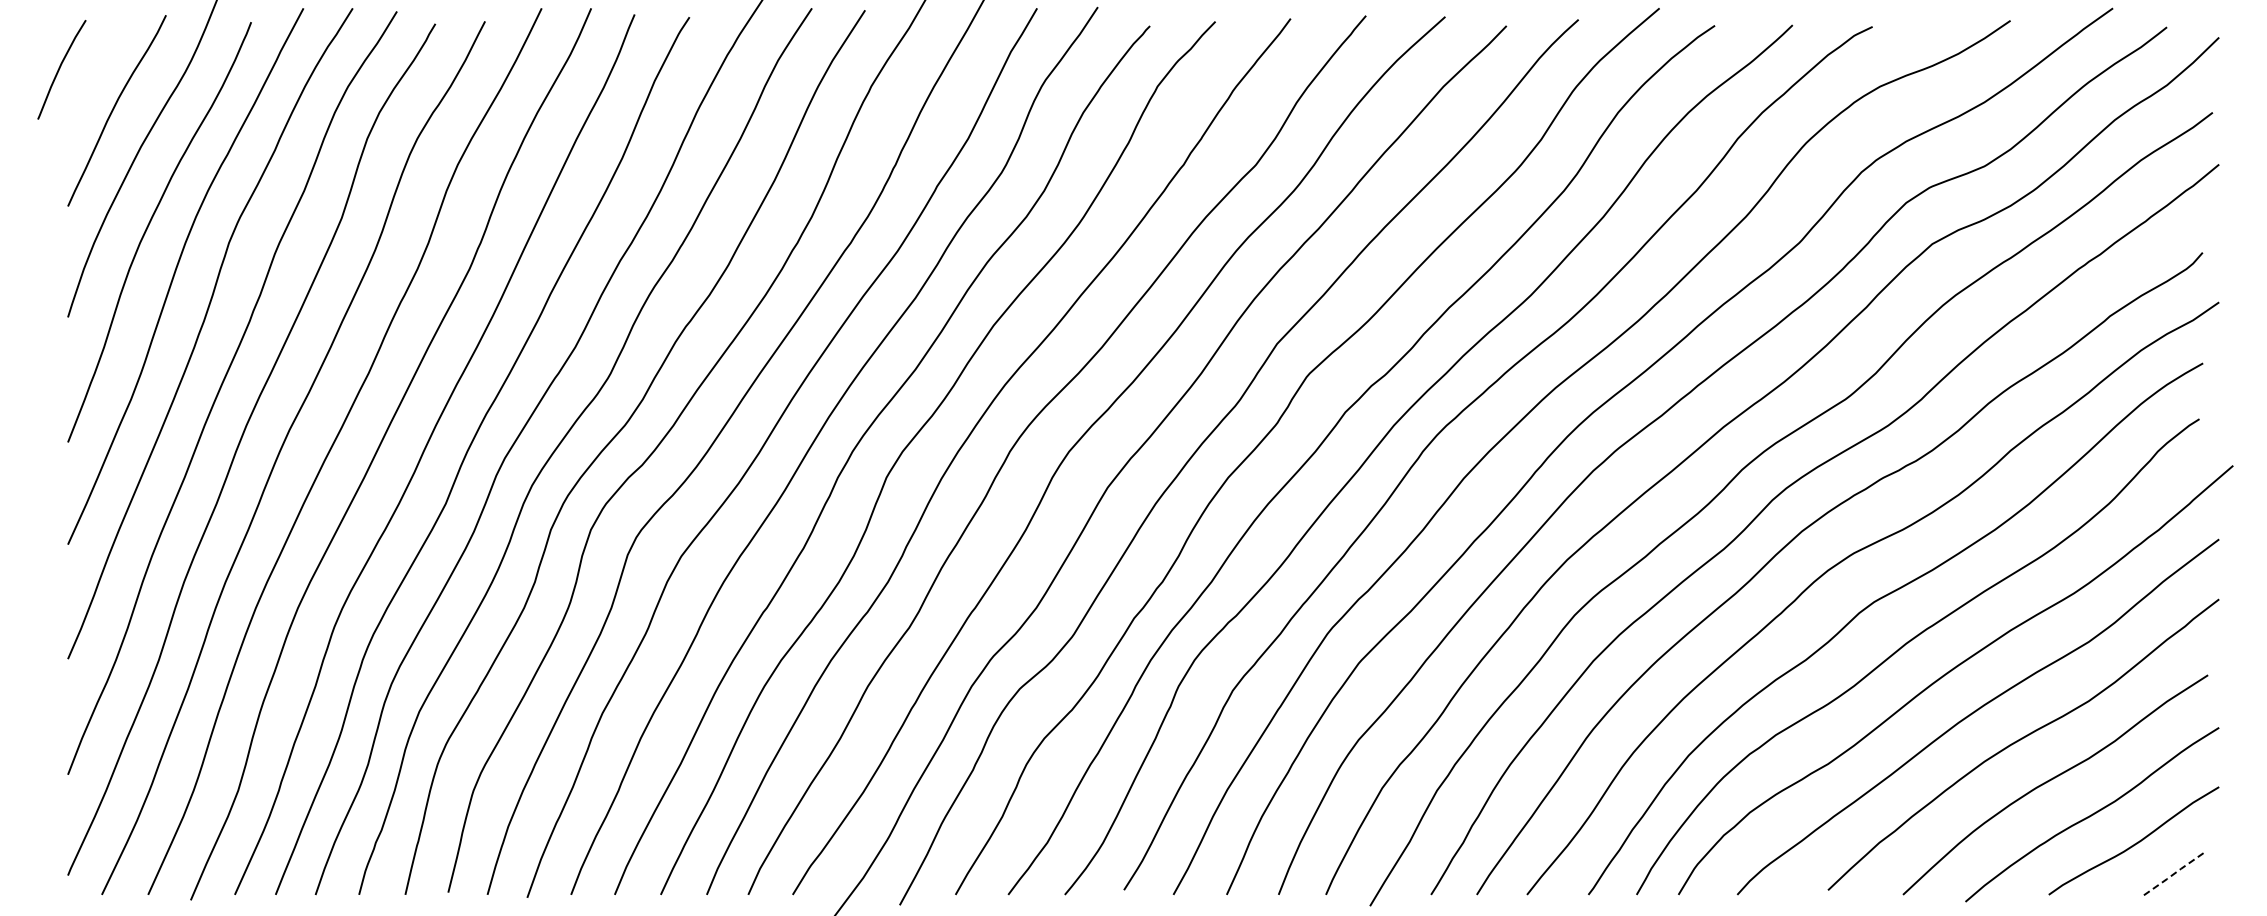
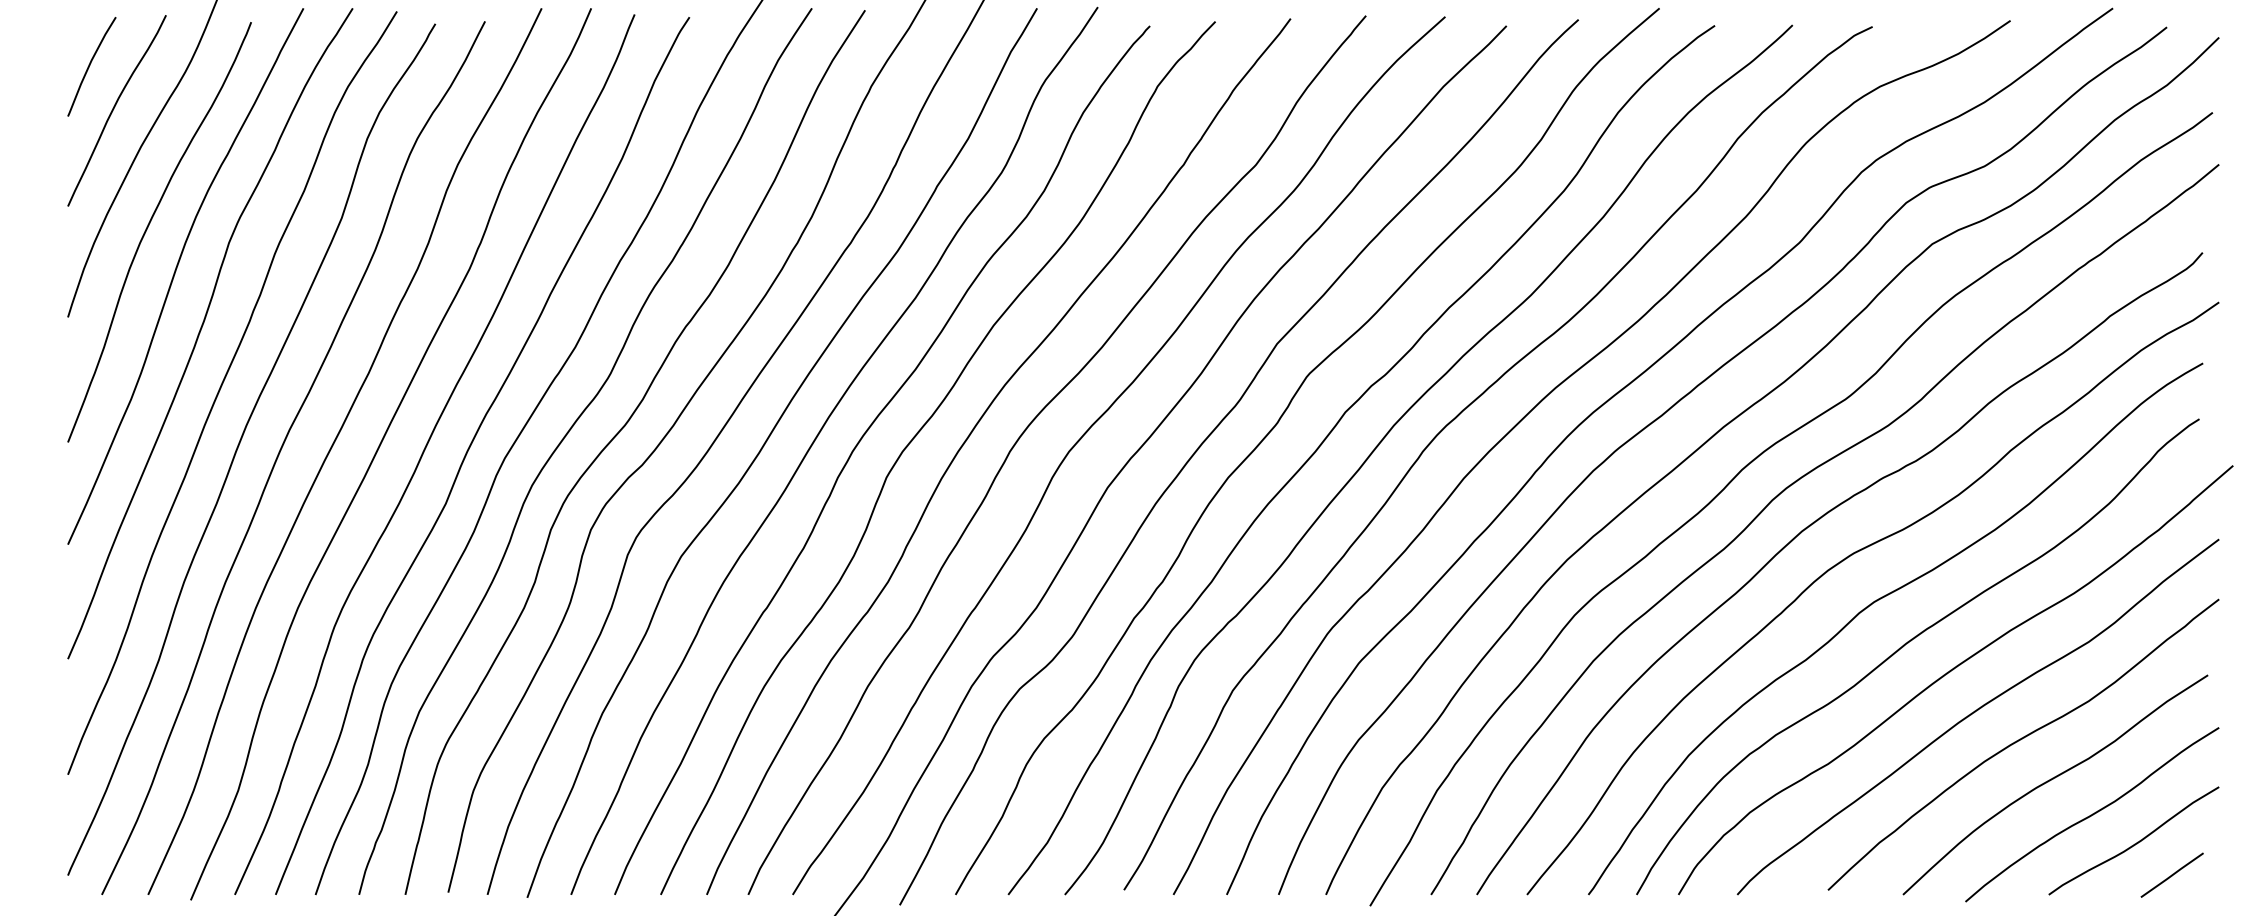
curve position: (60, 68) -> (90, 65) (90, 65)
line: dashed -> solid (2172, 875)
